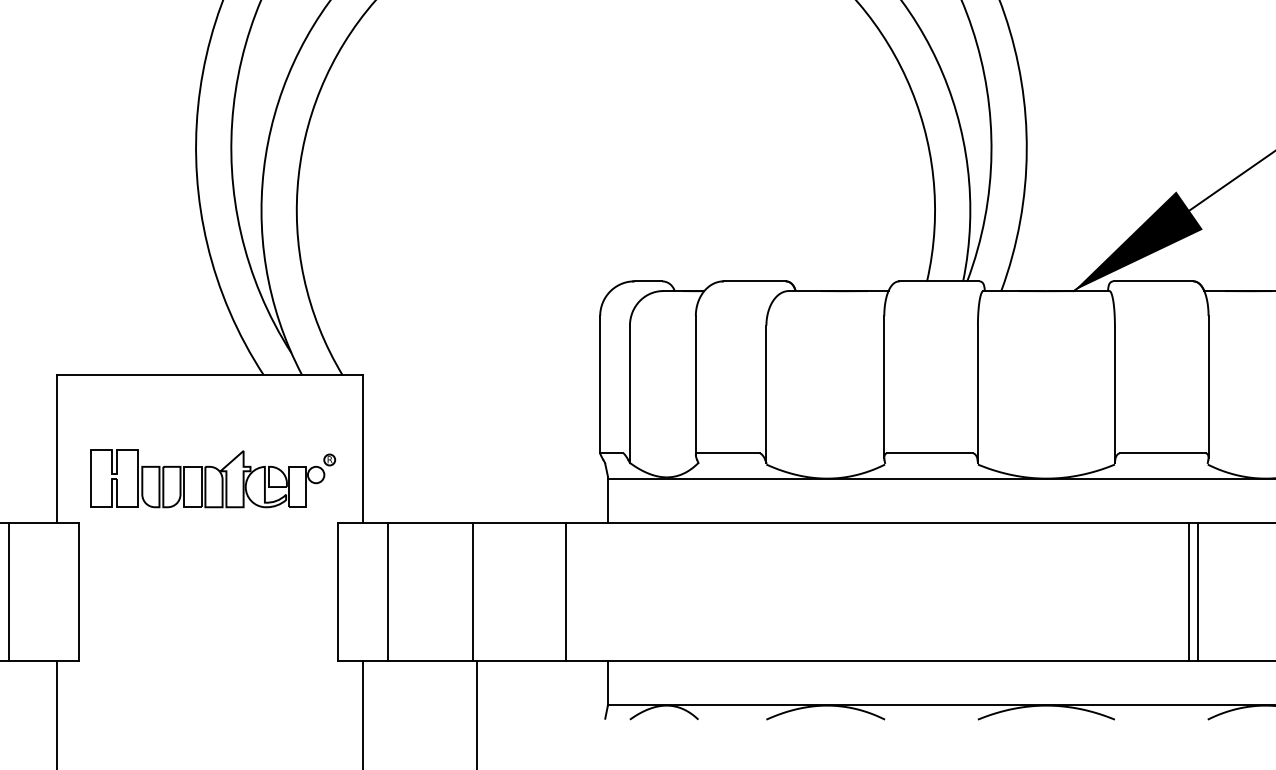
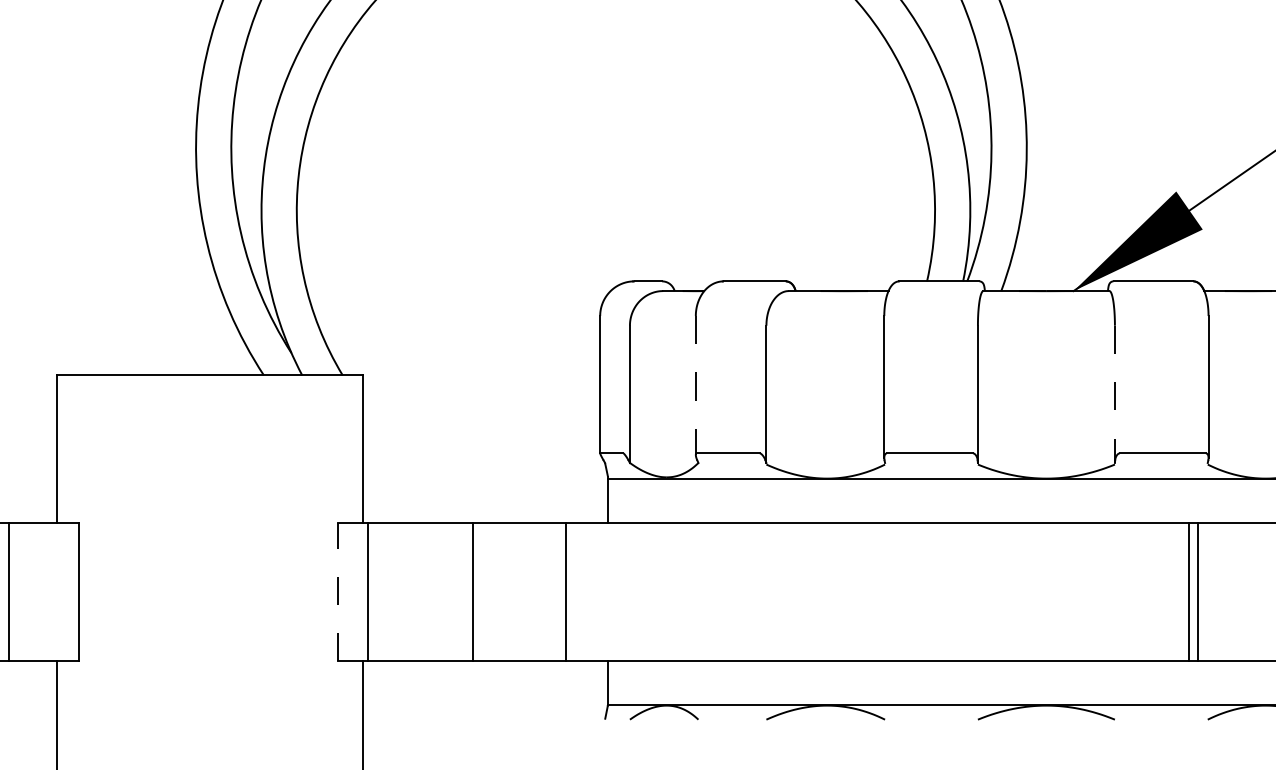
line: solid -> dashed (695, 386)
line: solid -> dashed (1114, 394)
part: present -> none (213, 478)
line: solid -> dashed (337, 591)
line position: (388, 591) -> (368, 591) (368, 591)
line: present -> none (477, 713)
